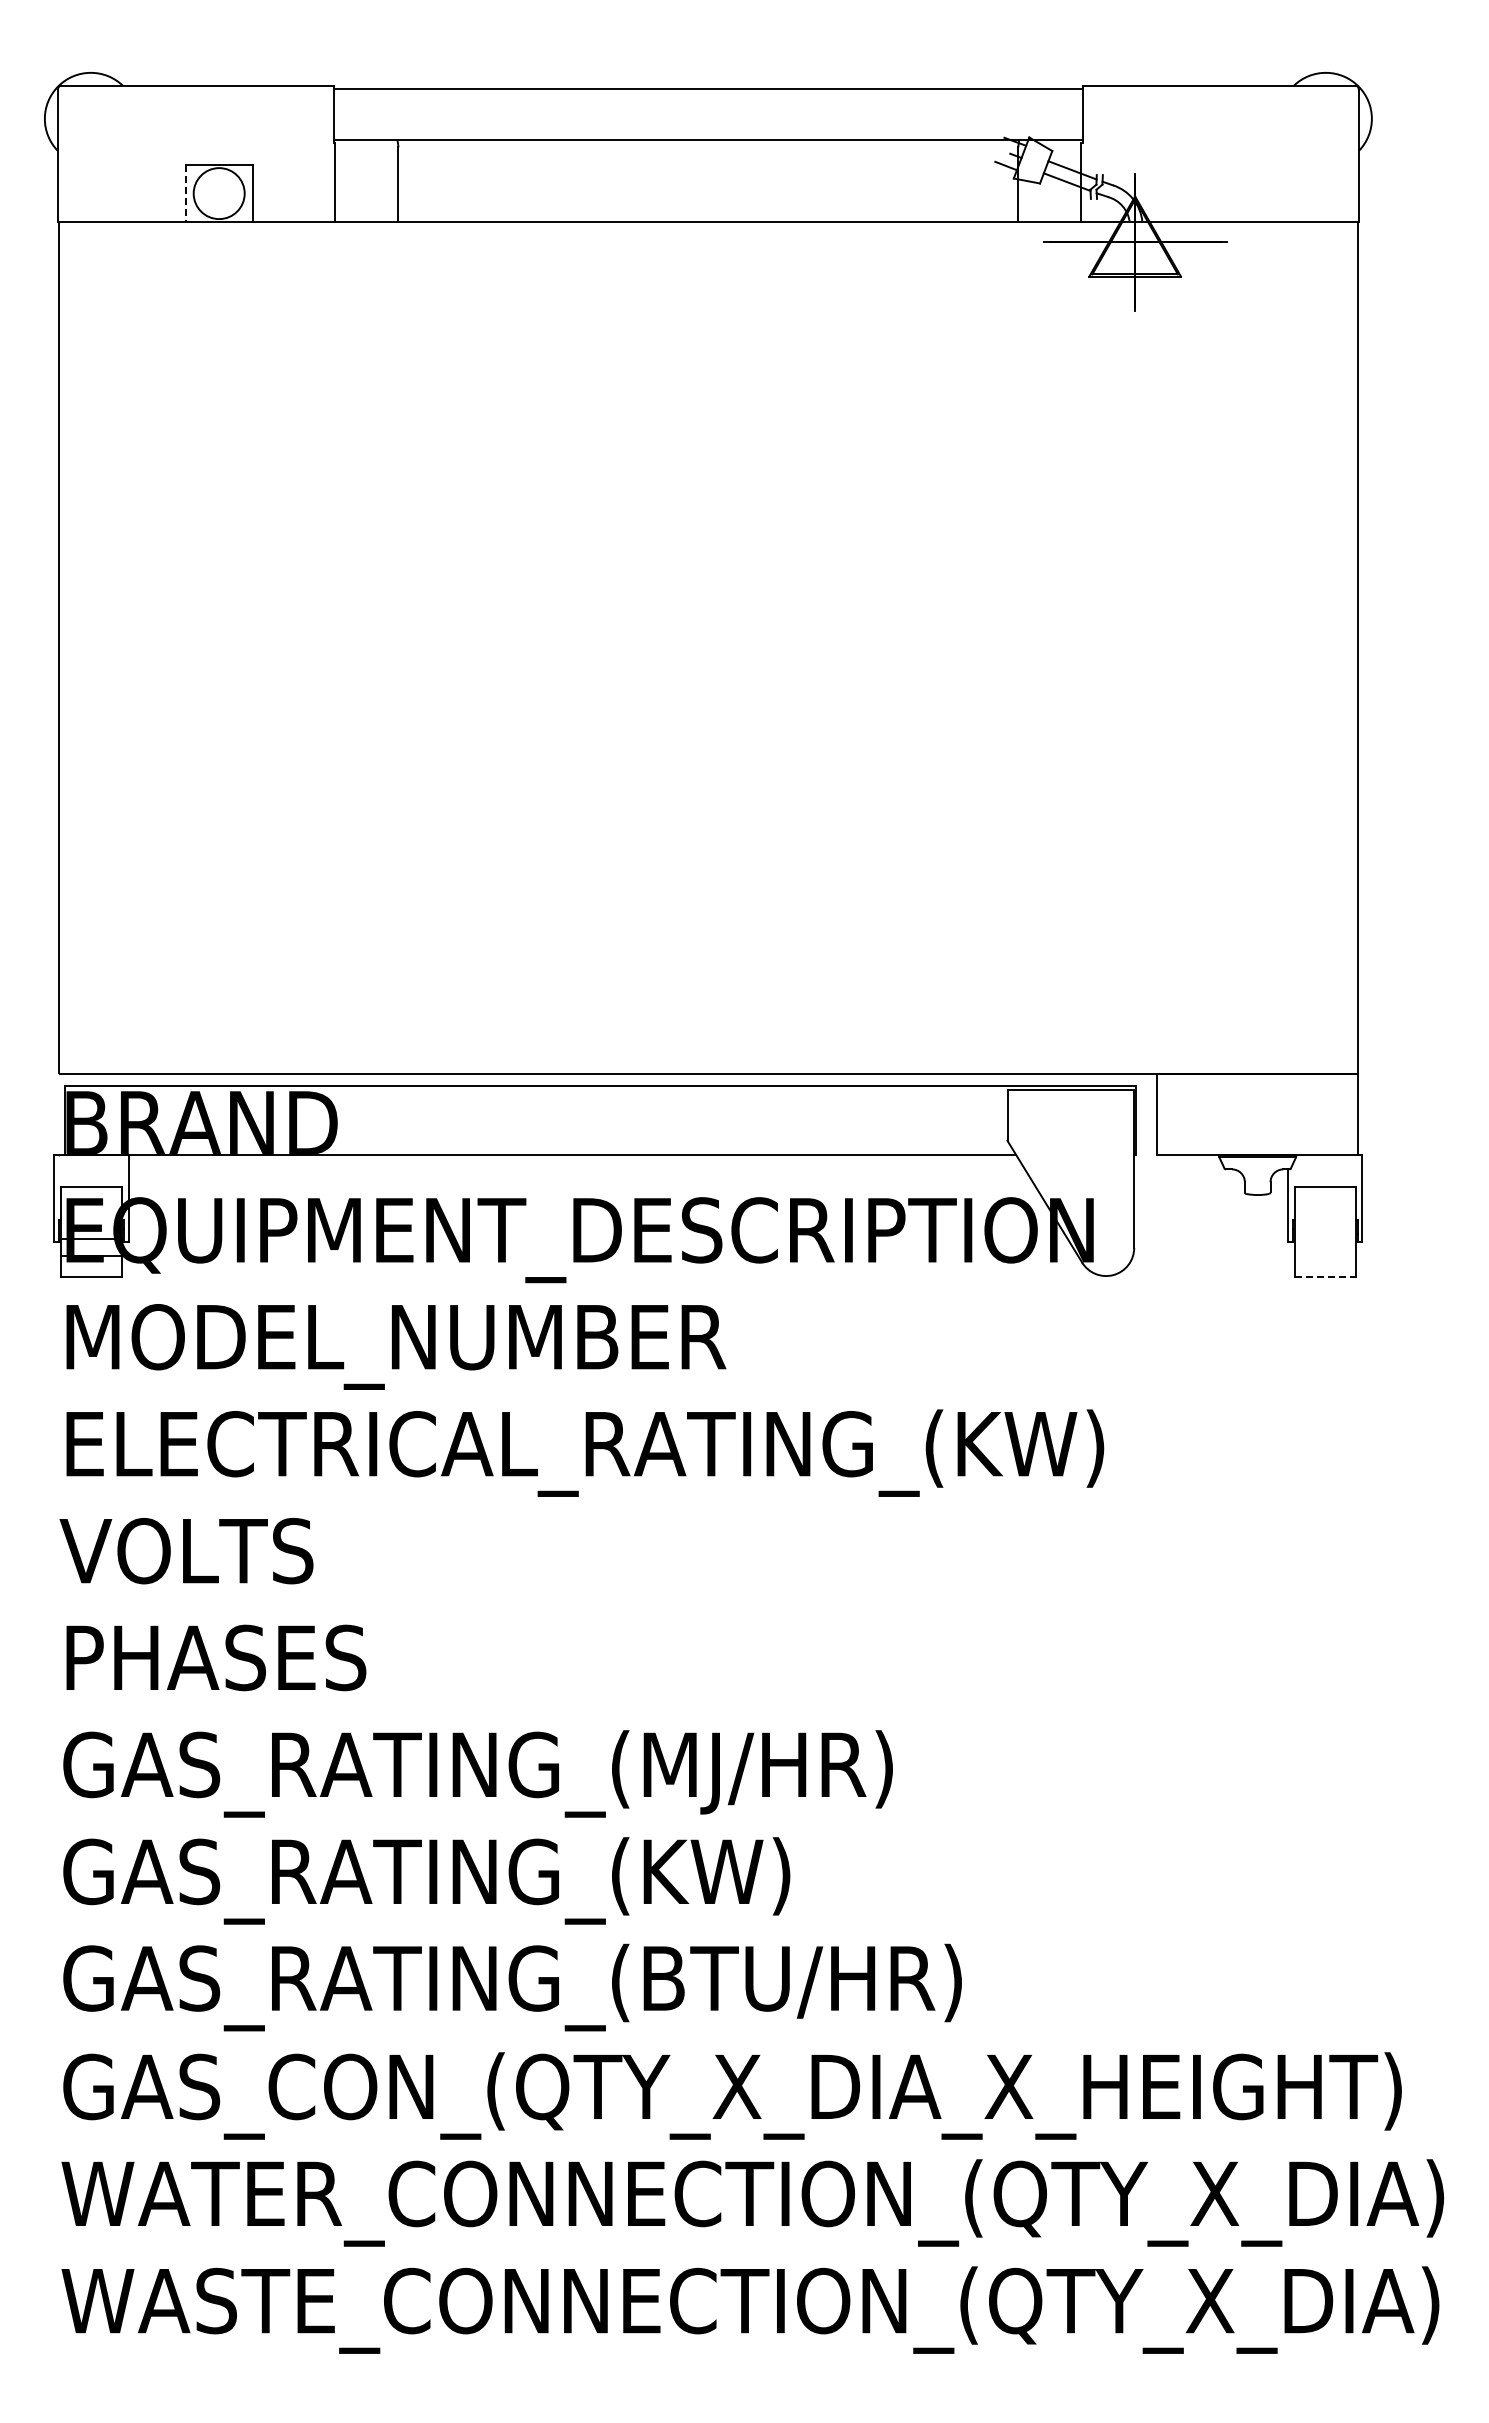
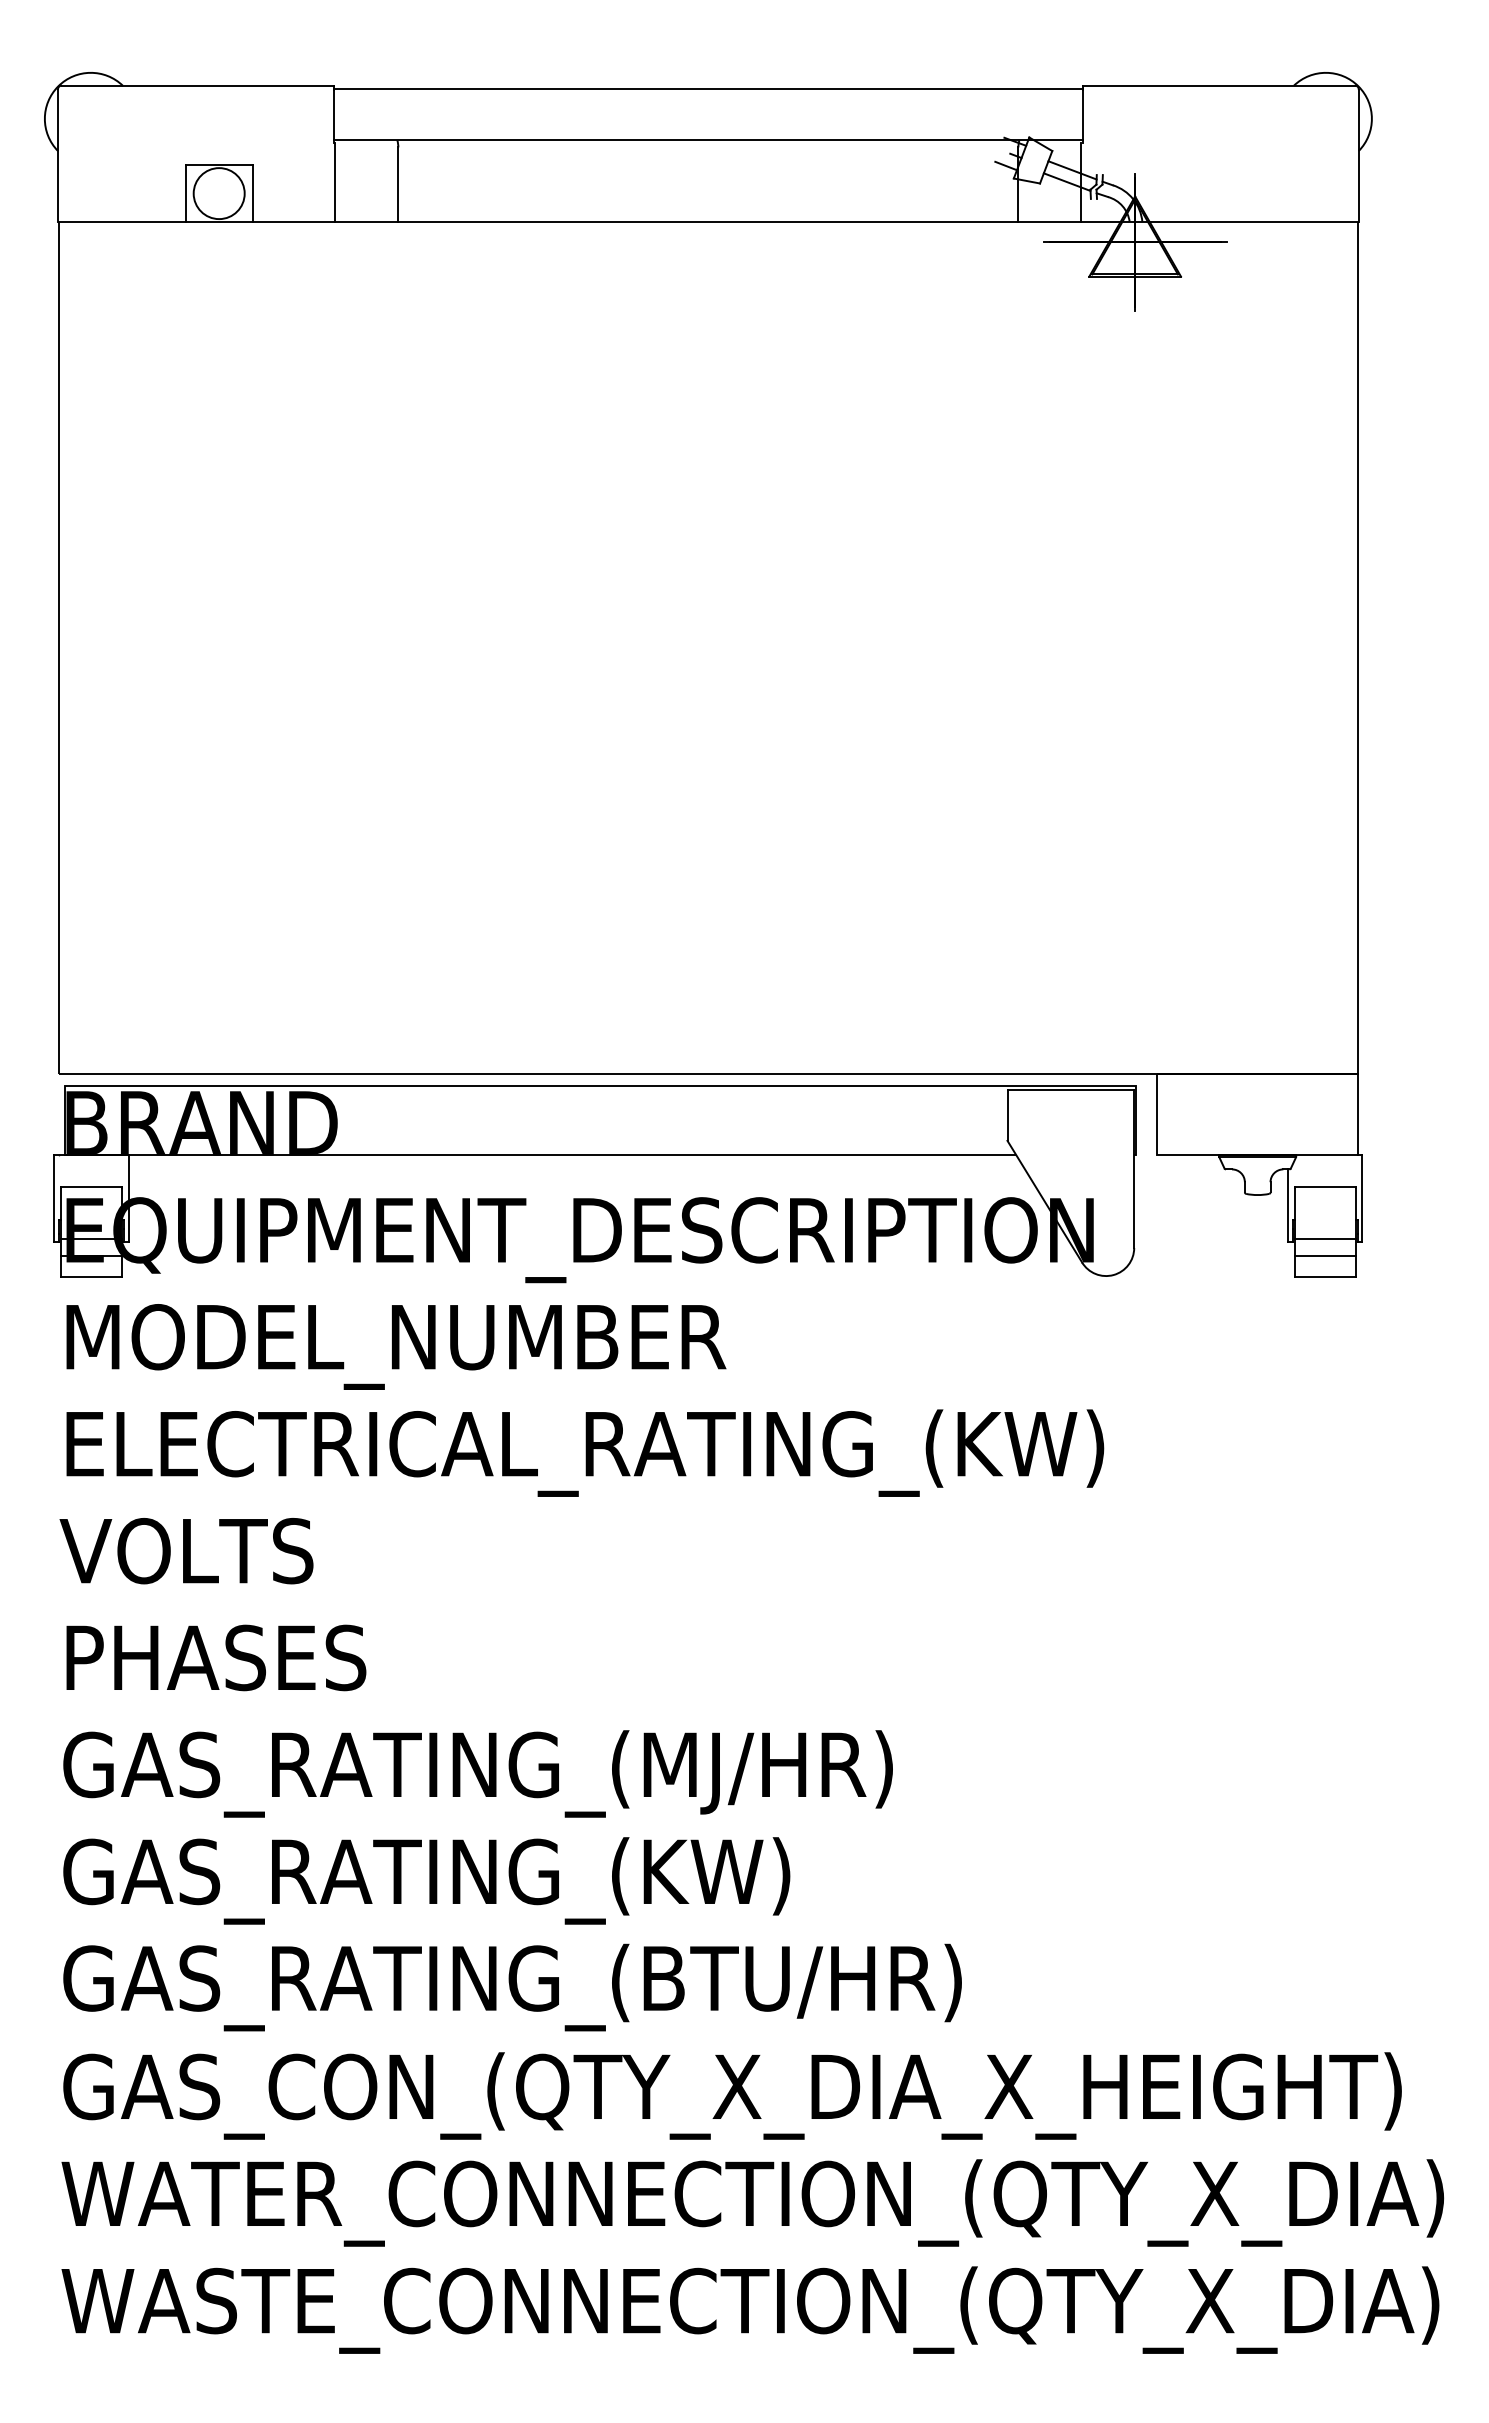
line: dashed -> solid (185, 194)
line: none -> present (1324, 1239)
line: none -> present (1324, 1255)
line: dashed -> solid (1325, 1276)
